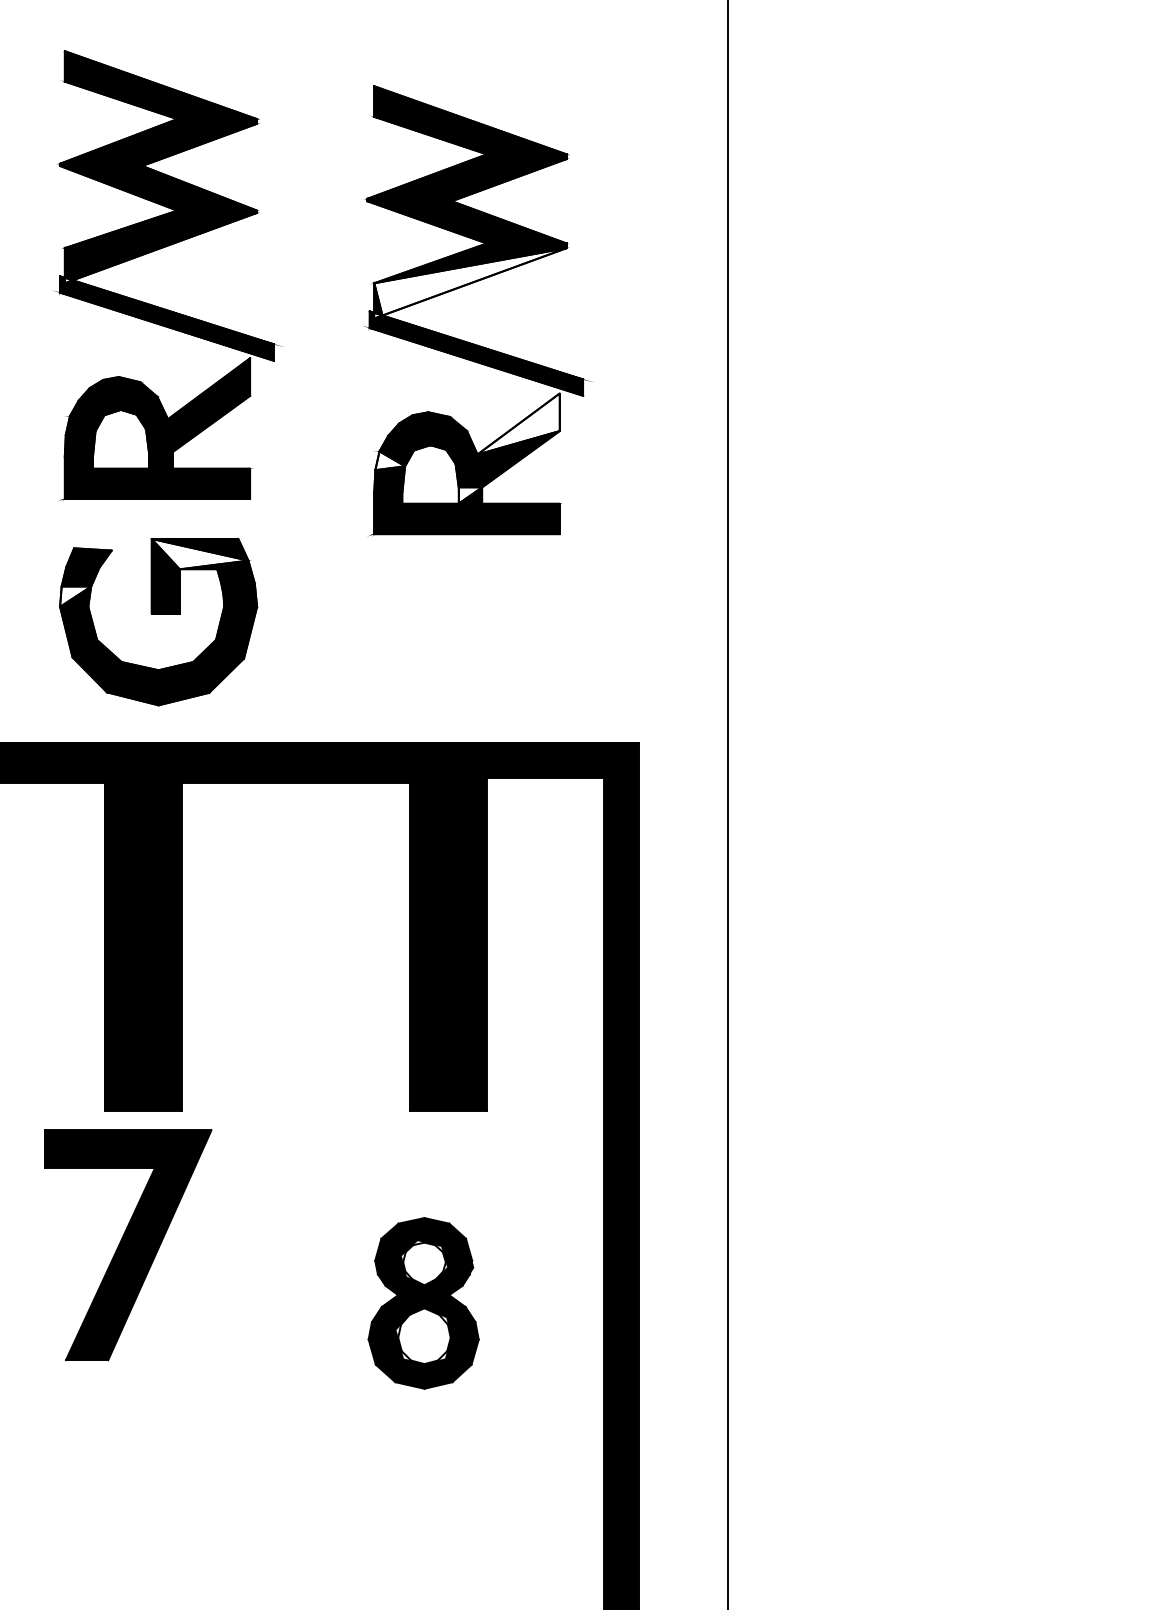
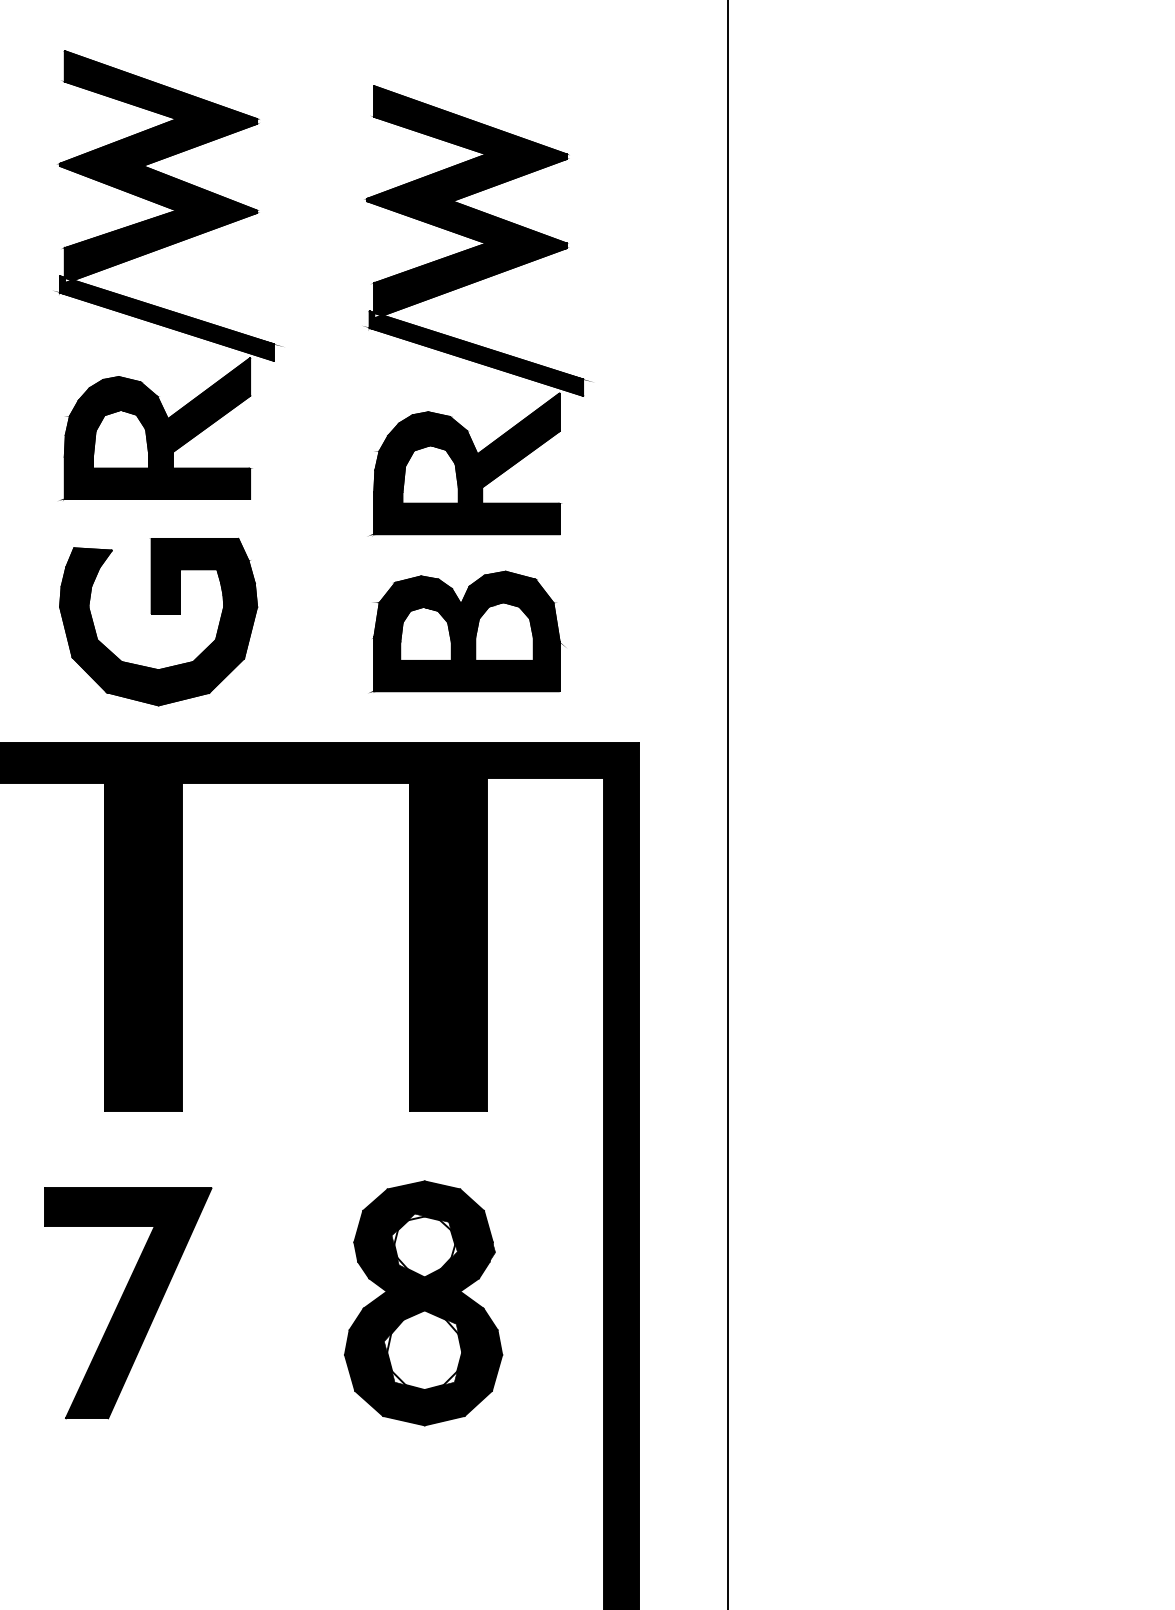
fill: none -> present (470, 281)
fill: none -> present (518, 423)
fill: none -> present (390, 460)
fill: none -> present (470, 495)
fill: none -> present (199, 553)
fill: none -> present (75, 596)
part: none -> present (467, 631)
part position: (128, 1245) -> (128, 1303) (128, 1303)
part size: 113x173 px -> 160x247 px (423, 1303)
